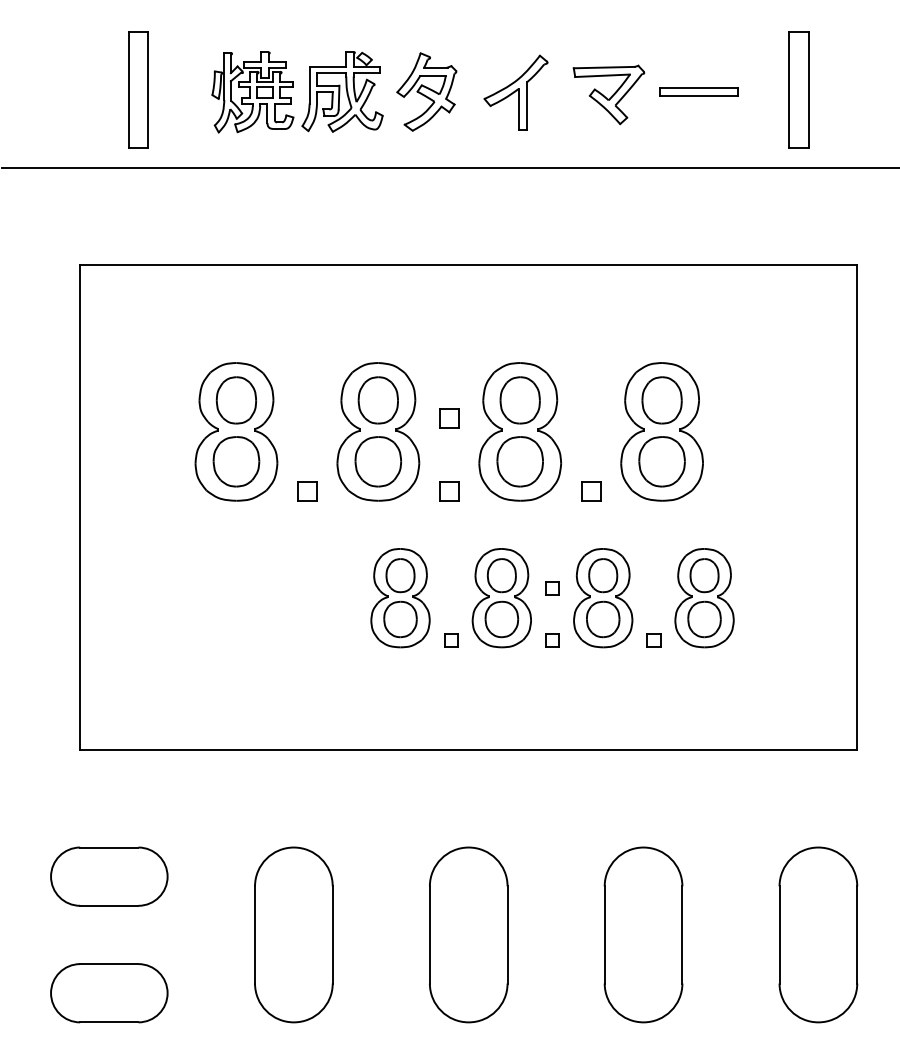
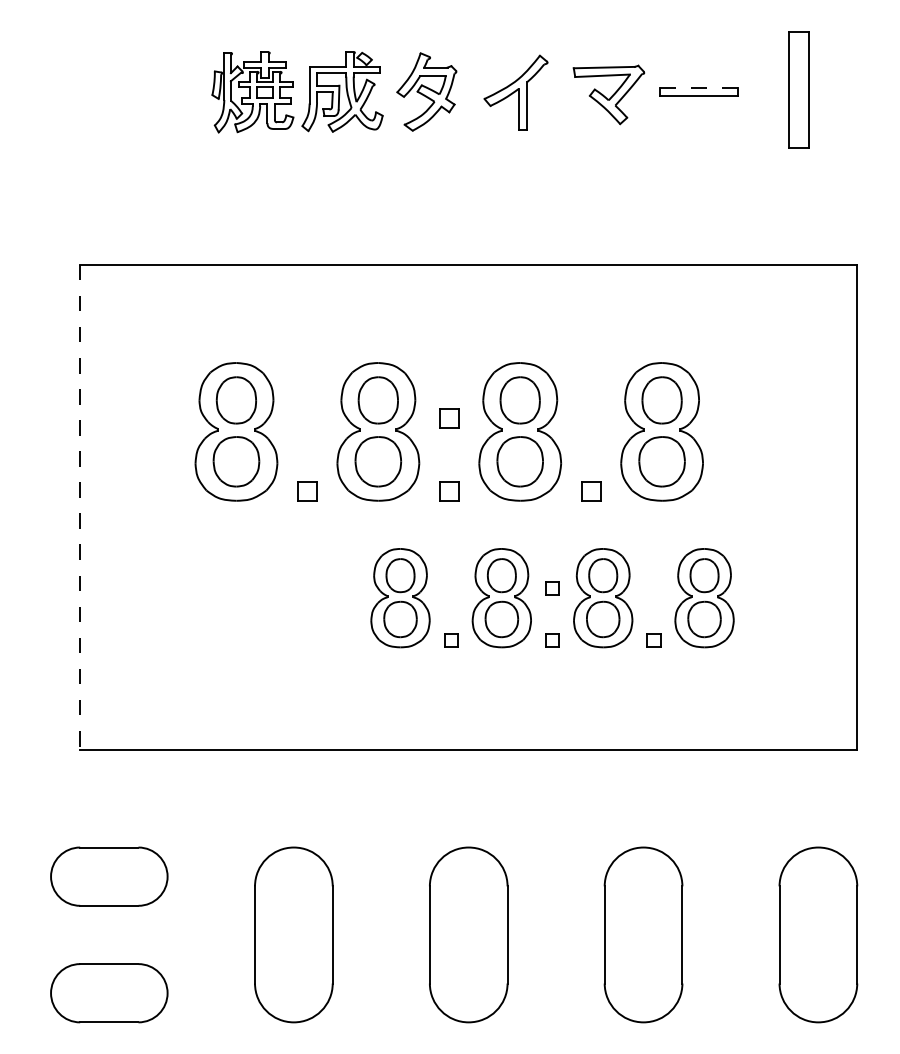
line: solid -> dashed (698, 88)
part: present -> none (138, 89)
line: present -> none (449, 167)
line: solid -> dashed (80, 507)
